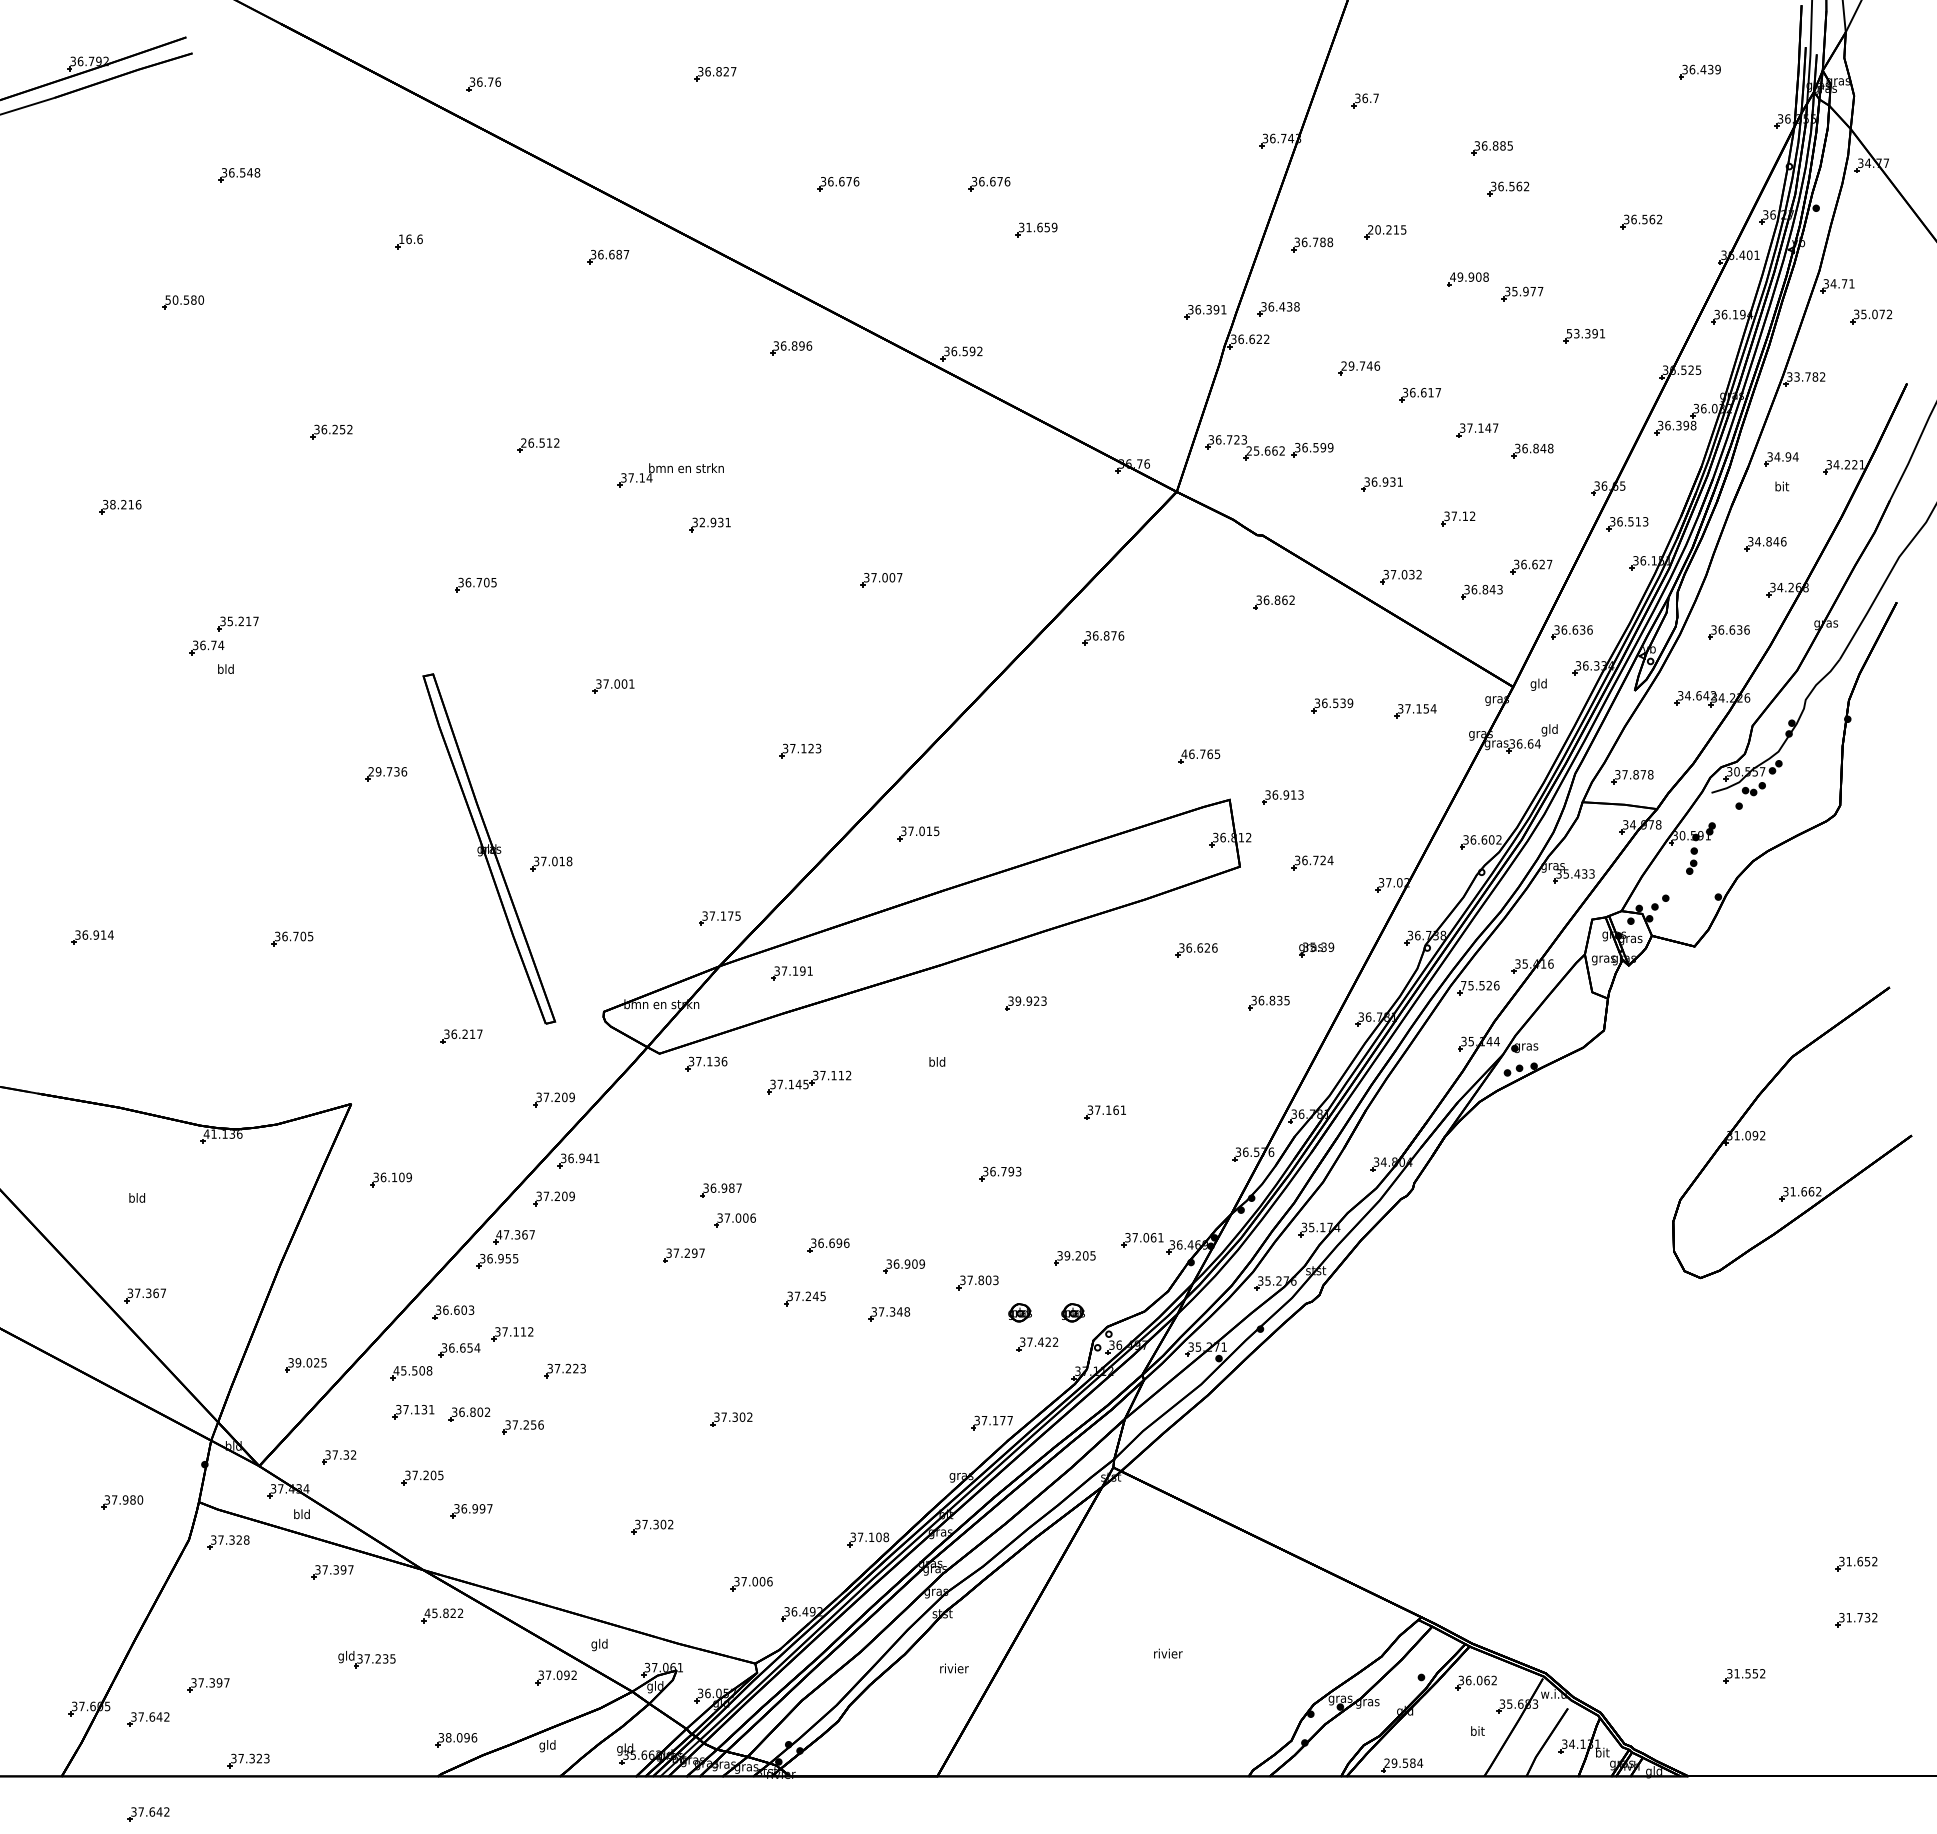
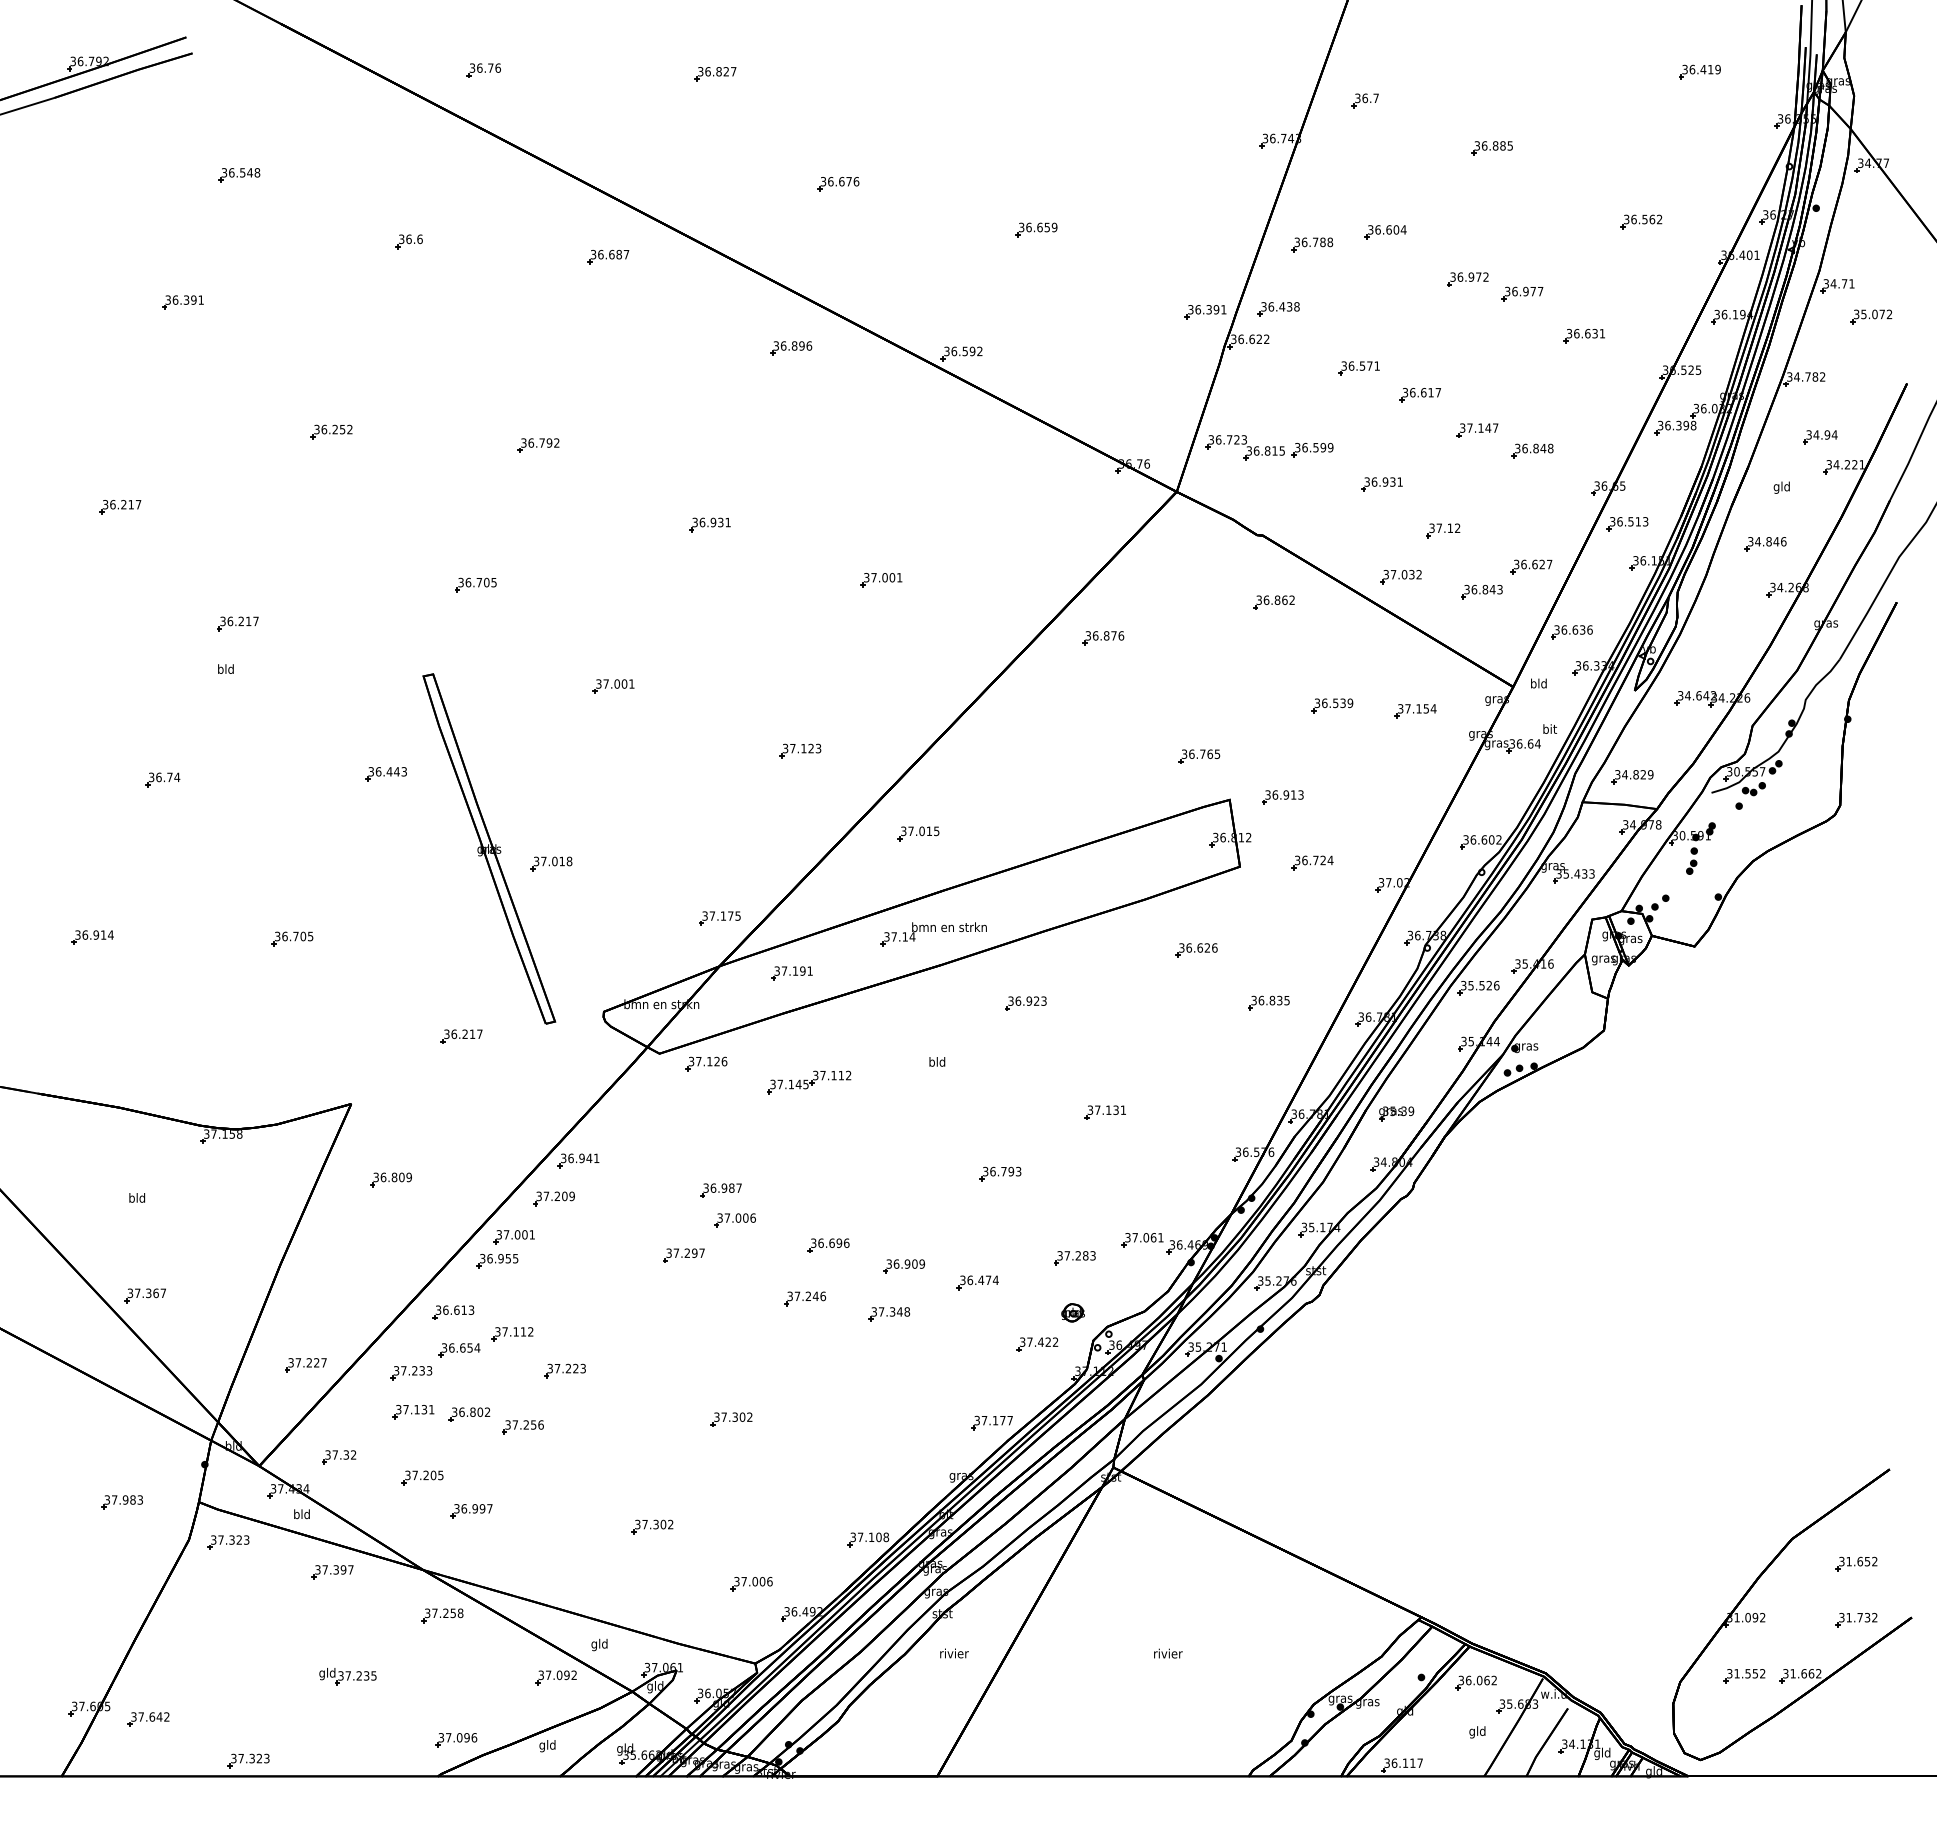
text: 36.439 -> 36.419 (1710, 69)
part position: (483, 84) -> (483, 70) (483, 70)
part: present -> none (989, 184)
part: present -> none (1508, 188)
text: 31.659 -> 36.659 (1028, 227)
text: 20.215 -> 36.604 (1387, 229)
text: 16.6 -> 36.6 (401, 239)
text: 49.908 -> 36.972 (1469, 276)
text: 35.977 -> 36.977 (1514, 291)
text: 50.580 -> 36.391 (184, 299)
text: 53.391 -> 36.631 (1582, 333)
text: 29.746 -> 36.571 (1360, 365)
text: 33.782 -> 34.782 (1796, 376)
text: 26.512 -> 36.792 (536, 442)
text: 25.662 -> 36.815 (1265, 450)
part position: (1781, 459) -> (1820, 437) (1820, 437)
part position: (670, 475) -> (933, 934) (933, 934)
text: bit -> gld (1781, 487)
text: 38.216 -> 36.217 (125, 504)
part position: (1458, 518) -> (1443, 530) (1443, 530)
text: 32.931 -> 36.931 (702, 522)
text: 37.007 -> 37.001 (899, 577)
text: 35.217 -> 36.217 (230, 621)
part: present -> none (1728, 632)
part position: (206, 647) -> (162, 779) (162, 779)
text: gld -> bld (1533, 684)
text: gld -> bit (1549, 730)
text: 46.765 -> 36.765 (1184, 753)
text: 29.736 -> 36.443 (387, 771)
text: 37.878 -> 34.829 (1637, 774)
part position: (1316, 949) -> (1396, 1113) (1396, 1113)
text: 75.526 -> 35.526 (1463, 985)
text: 39.923 -> 36.923 (1018, 1000)
text: 37.136 -> 37.126 (716, 1061)
part: present -> none (553, 1099)
text: 37.161 -> 37.131 (1115, 1109)
text: 41.136 -> 37.158 (222, 1133)
part position: (1765, 1133) -> (1765, 1615) (1765, 1615)
text: 36.109 -> 36.809 (394, 1177)
text: 47.367 -> 37.001 (515, 1234)
text: 39.205 -> 37.283 (1079, 1255)
text: 37.803 -> 36.474 (982, 1280)
text: 37.245 -> 37.246 (823, 1296)
text: 36.603 -> 36.613 (464, 1309)
part: present -> none (1019, 1312)
text: 39.025 -> 37.227 (310, 1362)
text: 45.508 -> 37.233 (412, 1370)
text: 37.980 -> 37.983 (140, 1499)
text: 37.328 -> 37.323 (246, 1539)
text: 45.822 -> 37.258 (443, 1613)
part position: (366, 1659) -> (347, 1676) (347, 1676)
text position: (954, 1668) -> (954, 1653) (954, 1653)
part: present -> none (208, 1685)
text: bit -> gld (1477, 1732)
text: 38.096 -> 37.096 (448, 1737)
text: bit -> gld (1602, 1753)
text: 29.584 -> 36.117 (1403, 1762)
part: present -> none (148, 1814)
